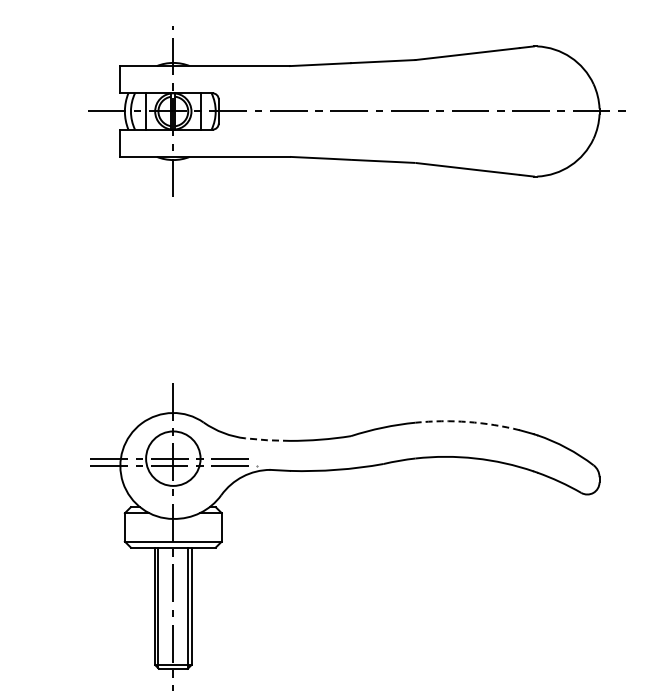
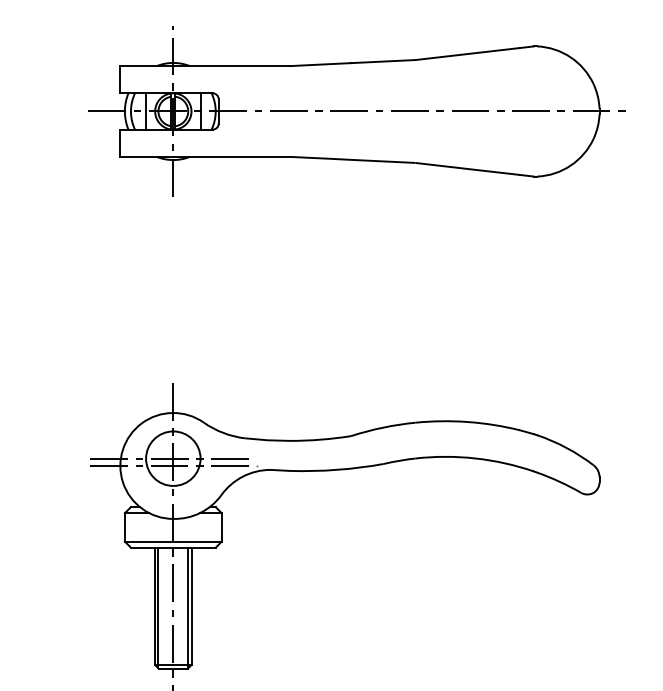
arc: dashed -> solid (468, 422)
line: dashed -> solid (267, 440)
